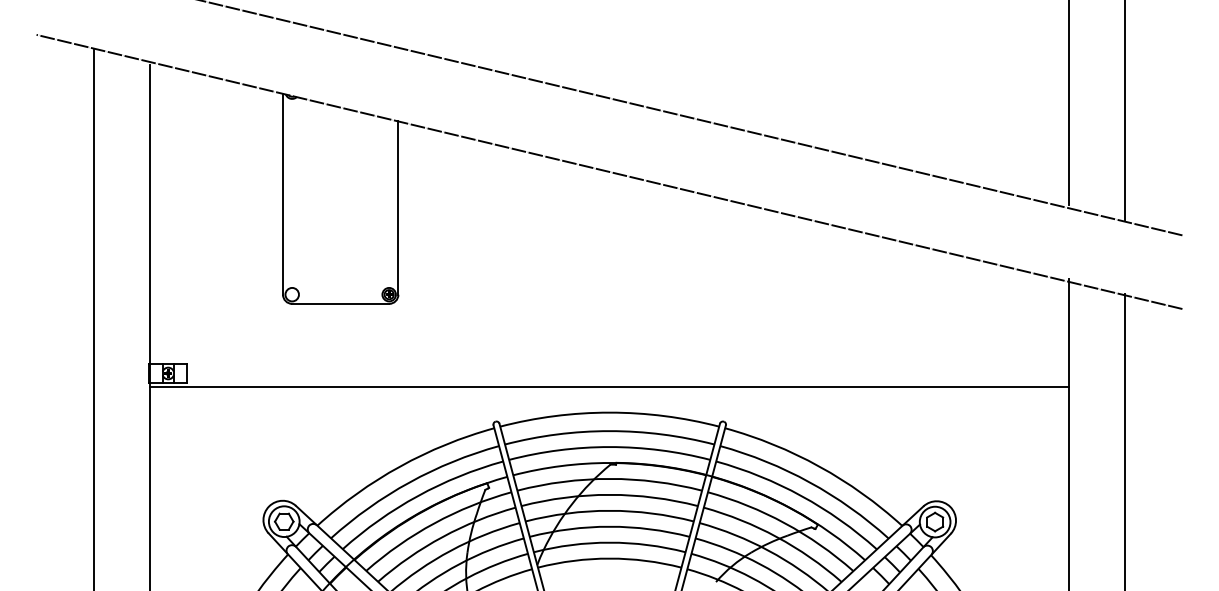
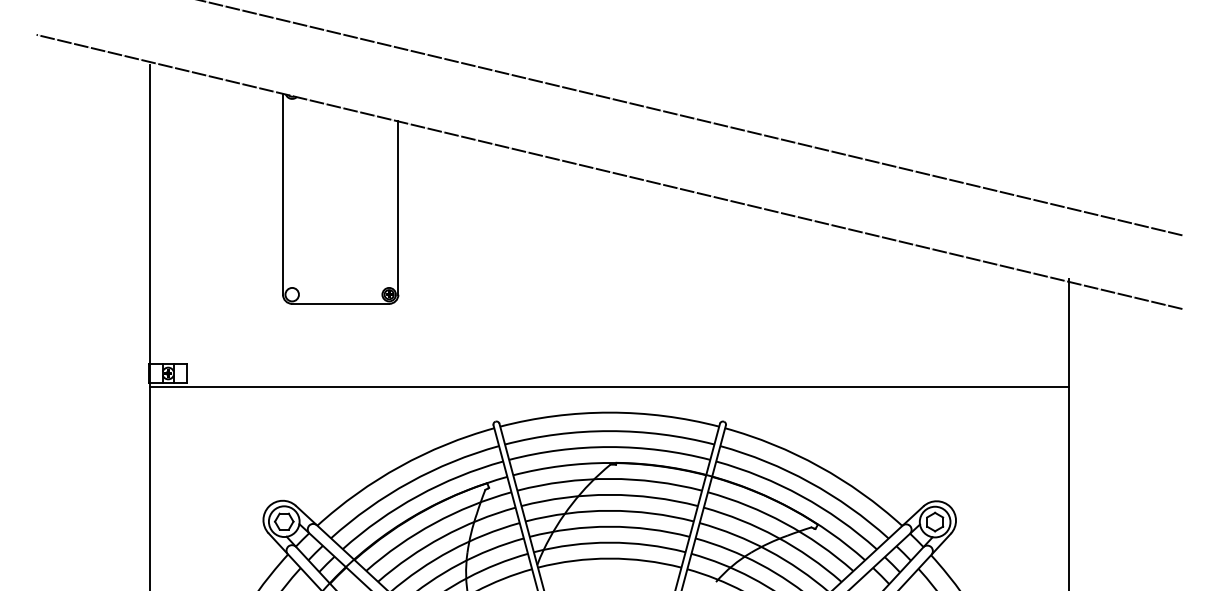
line: present -> none (1069, 103)
line: present -> none (1124, 110)
line: present -> none (94, 318)
line: present -> none (1124, 440)
